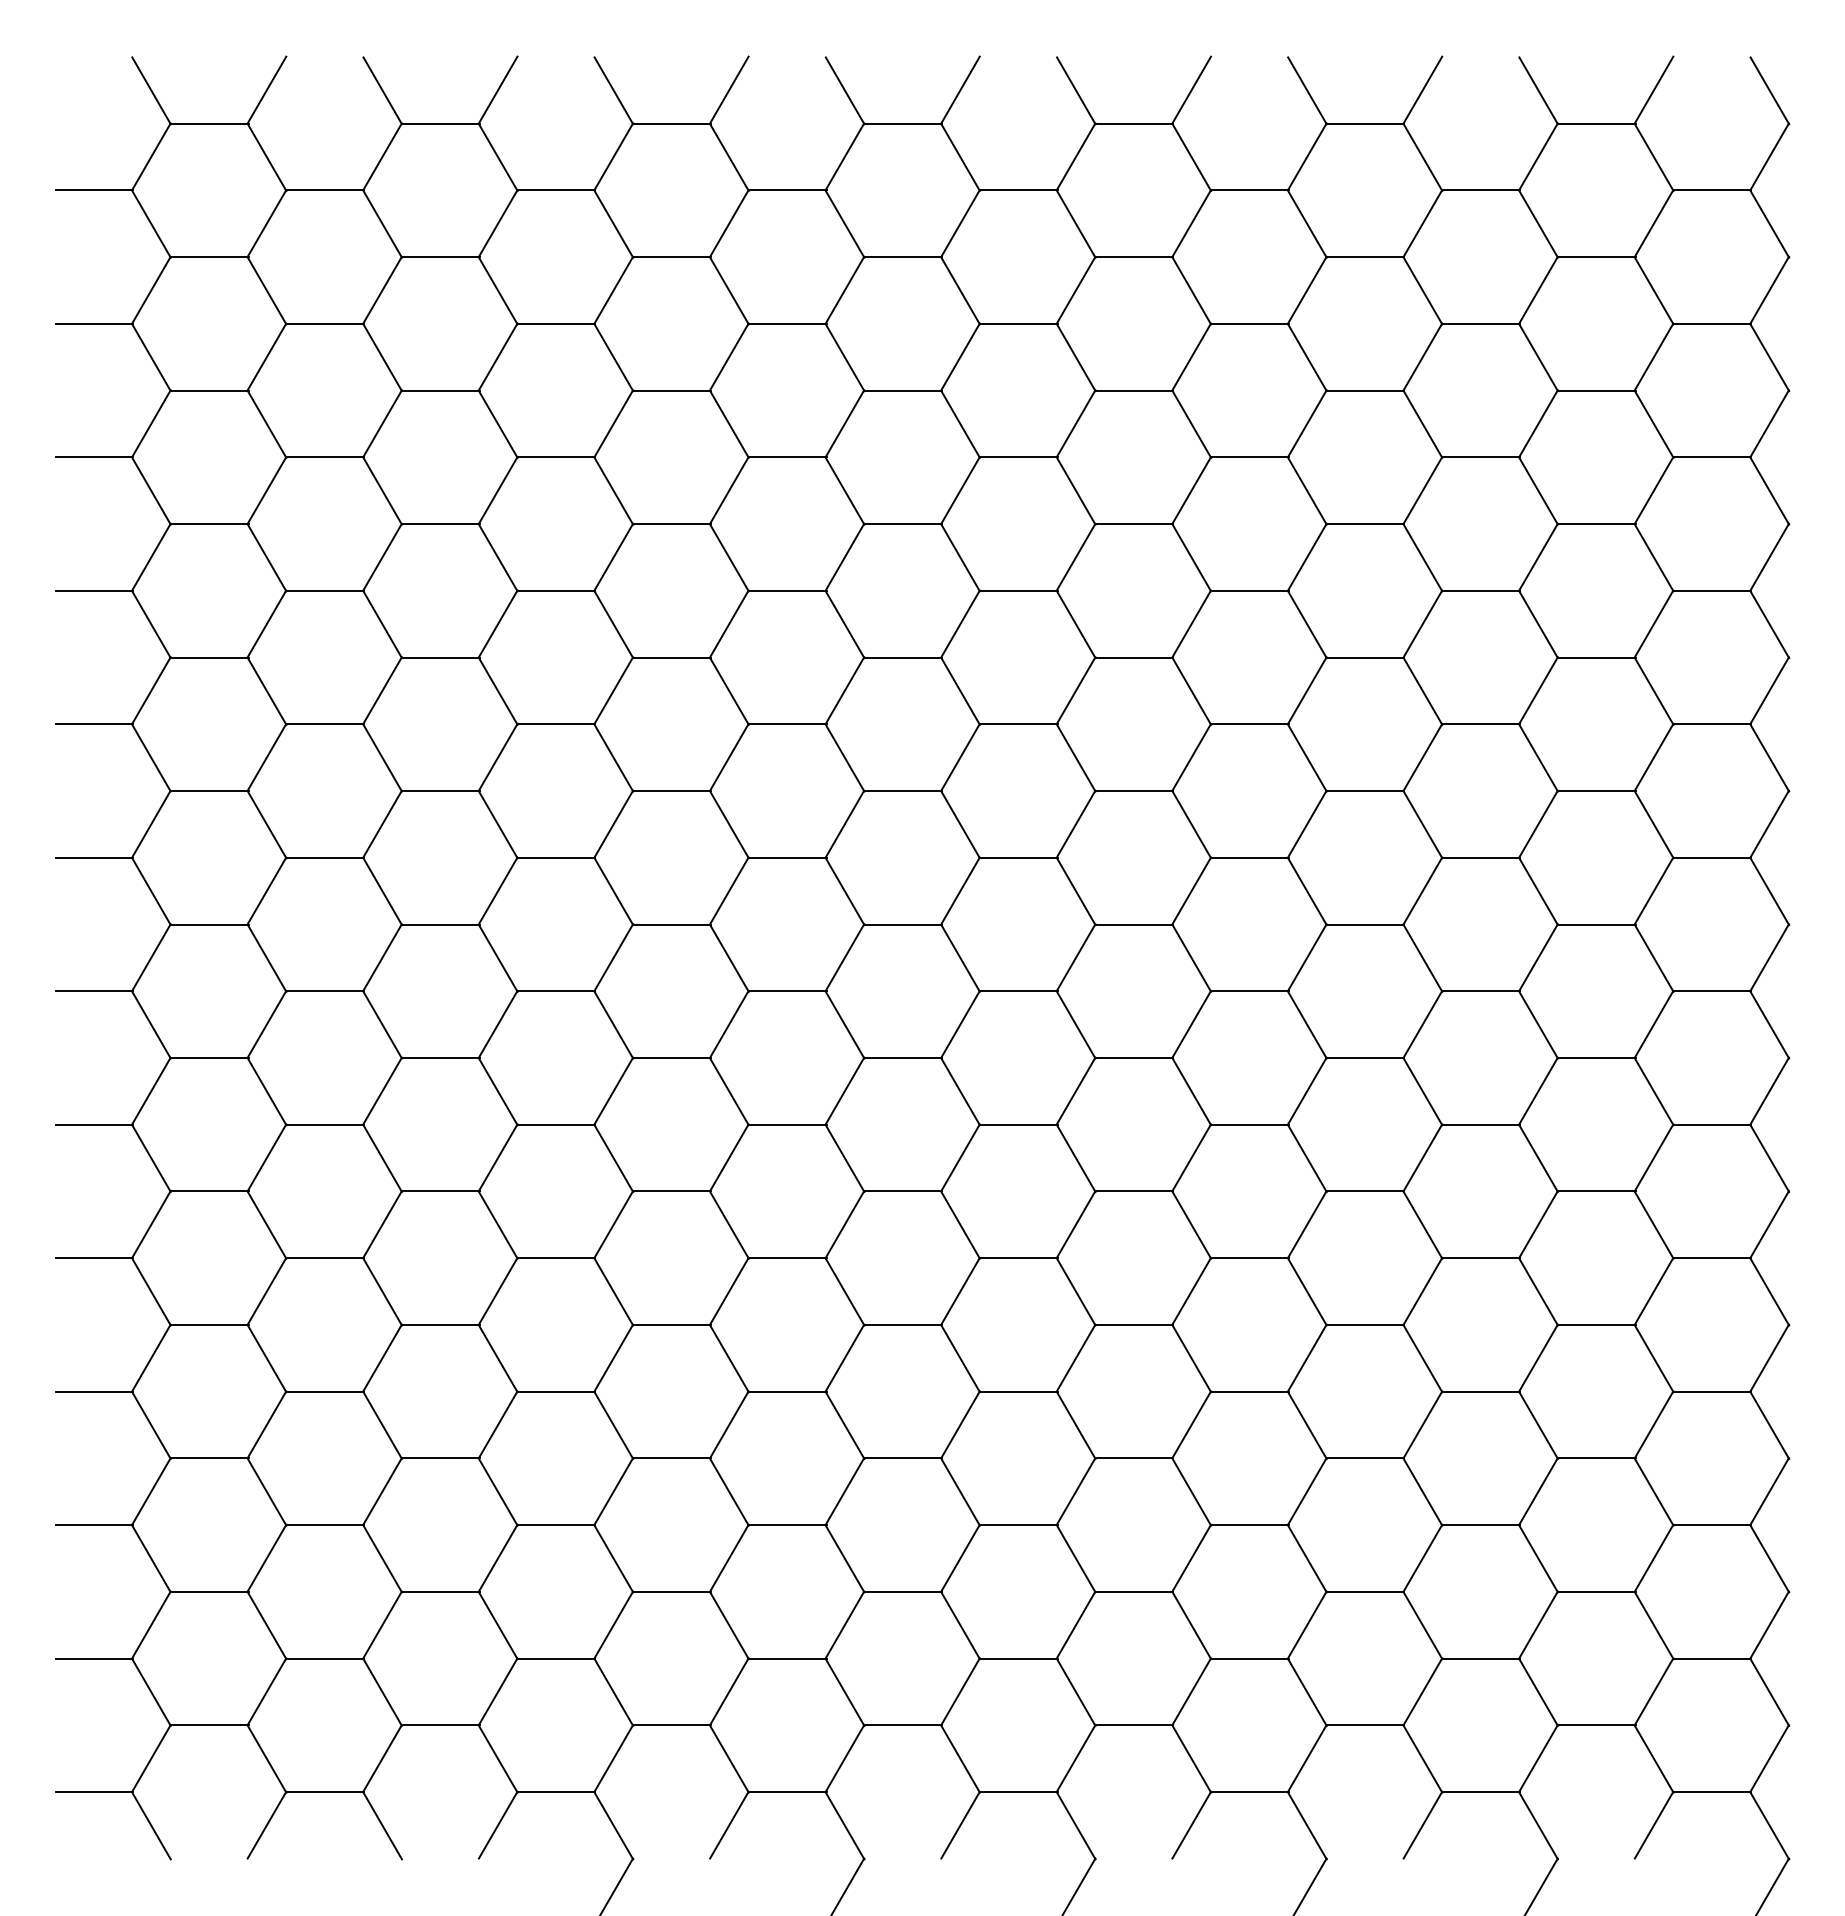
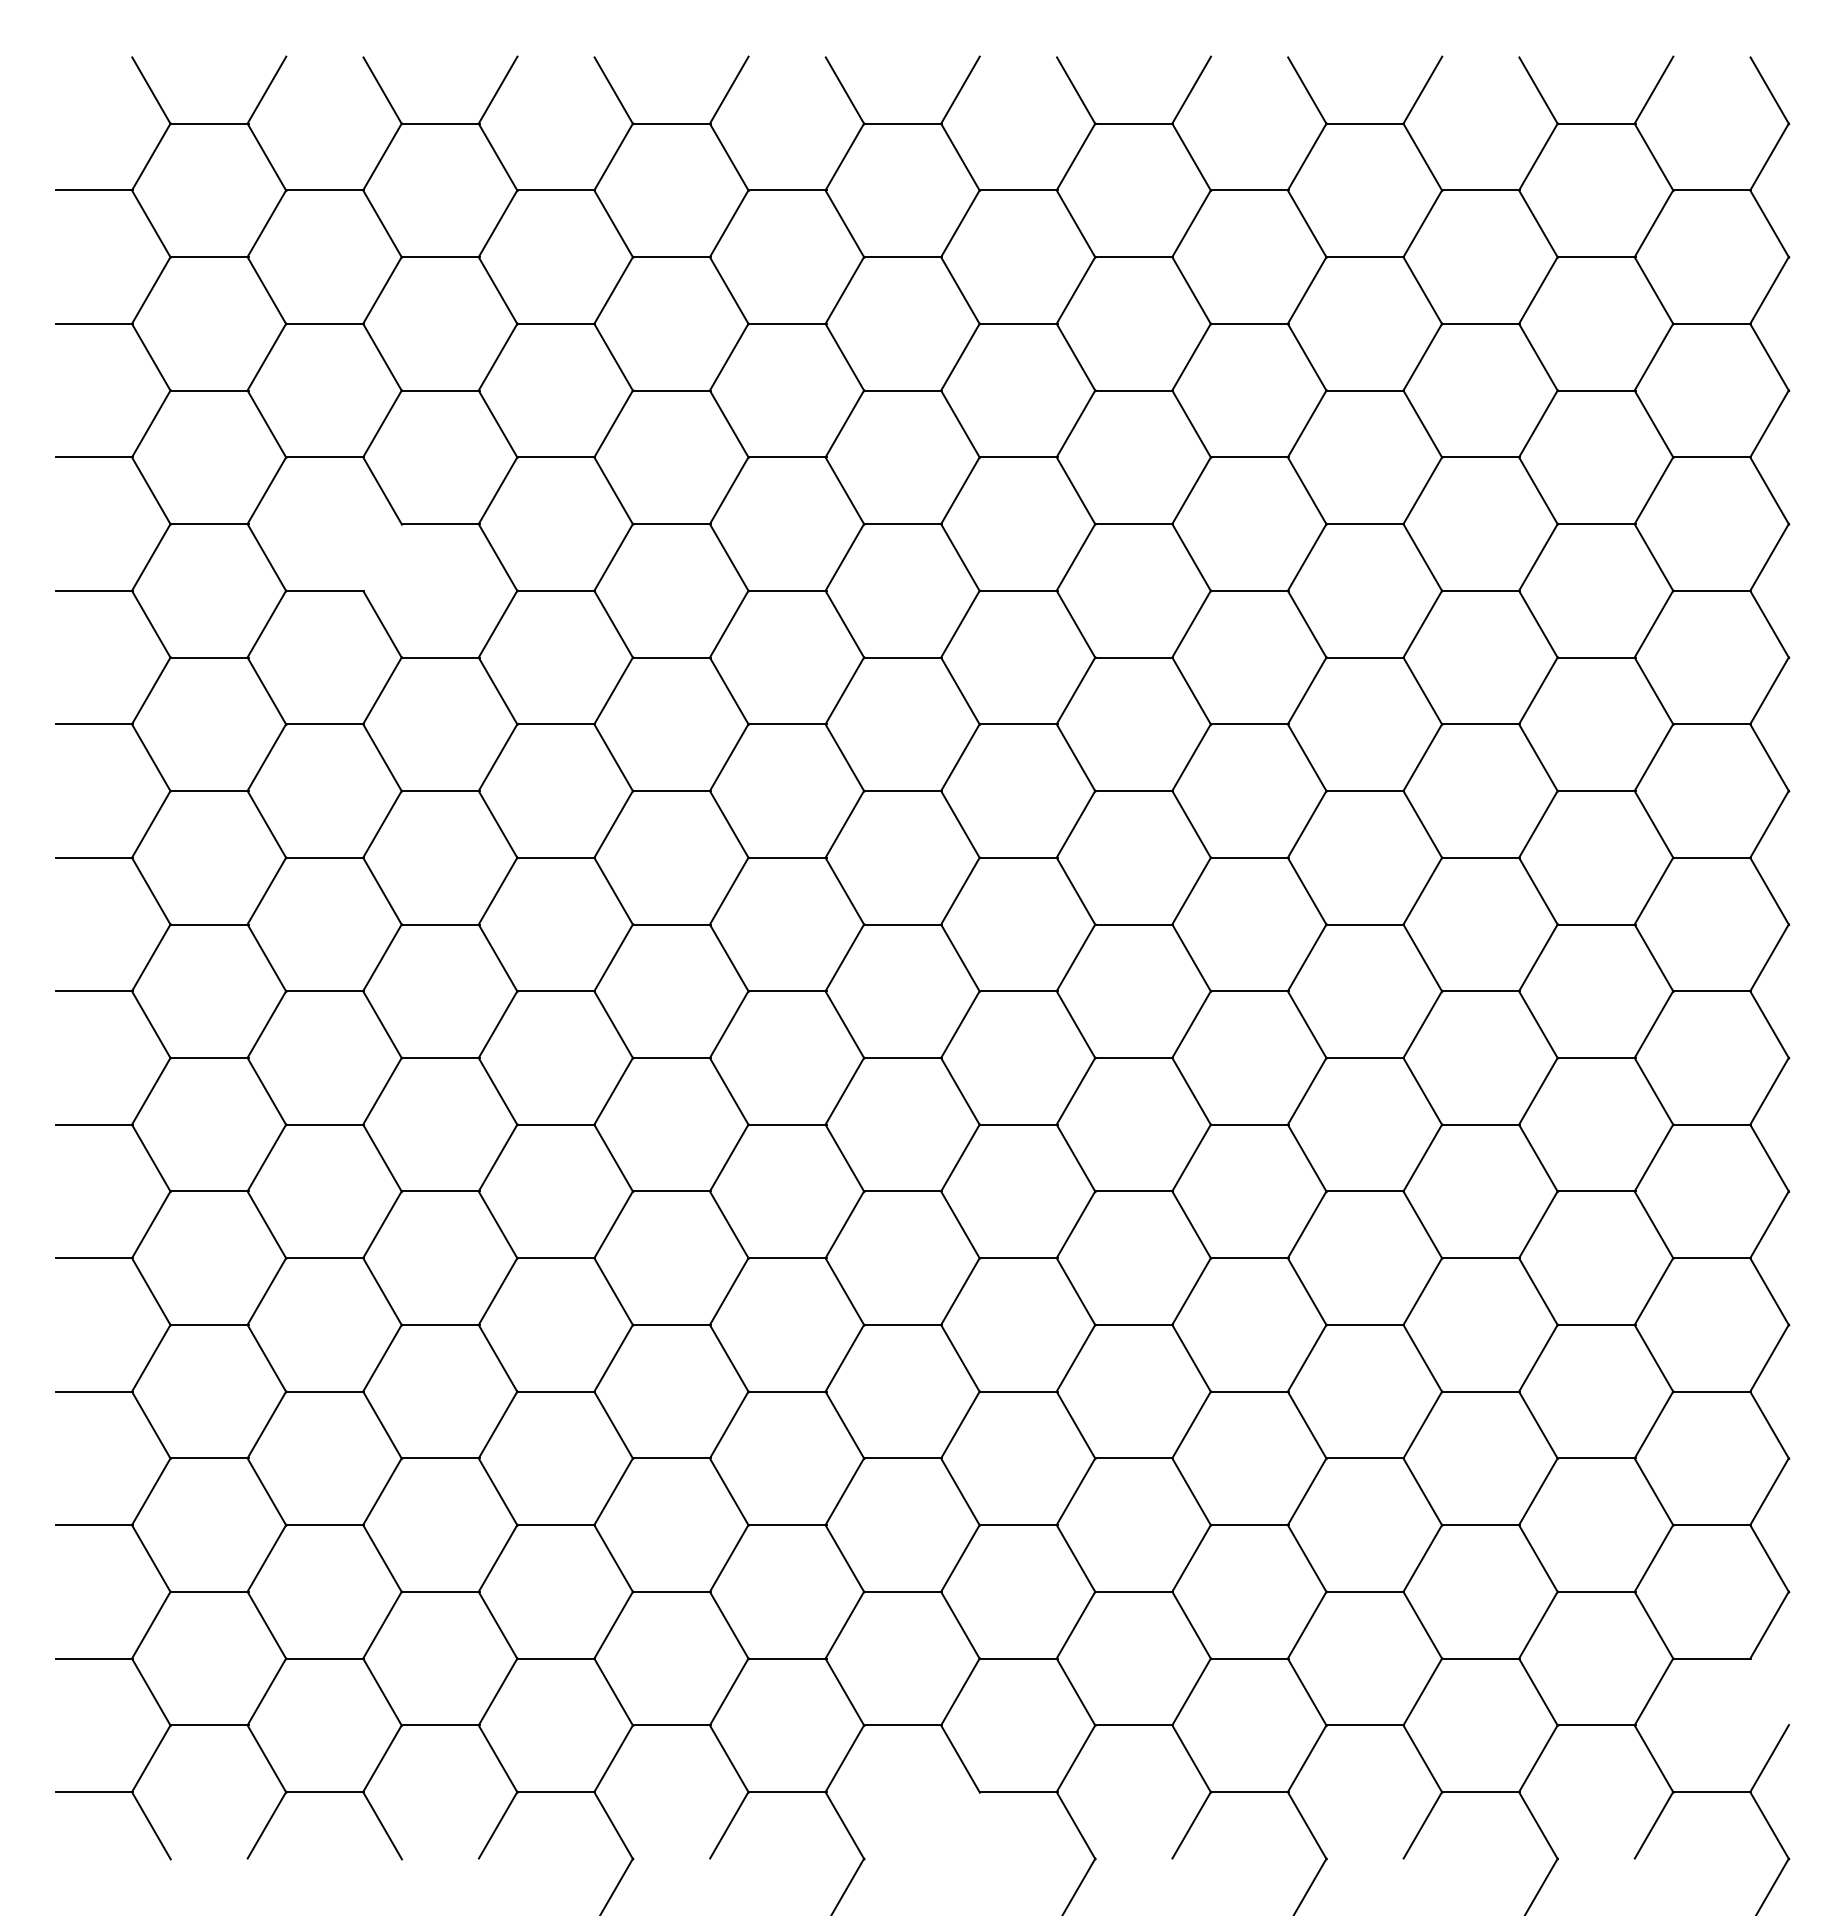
line: present -> none (382, 556)
line: present -> none (1769, 1692)
line: present -> none (960, 1824)
